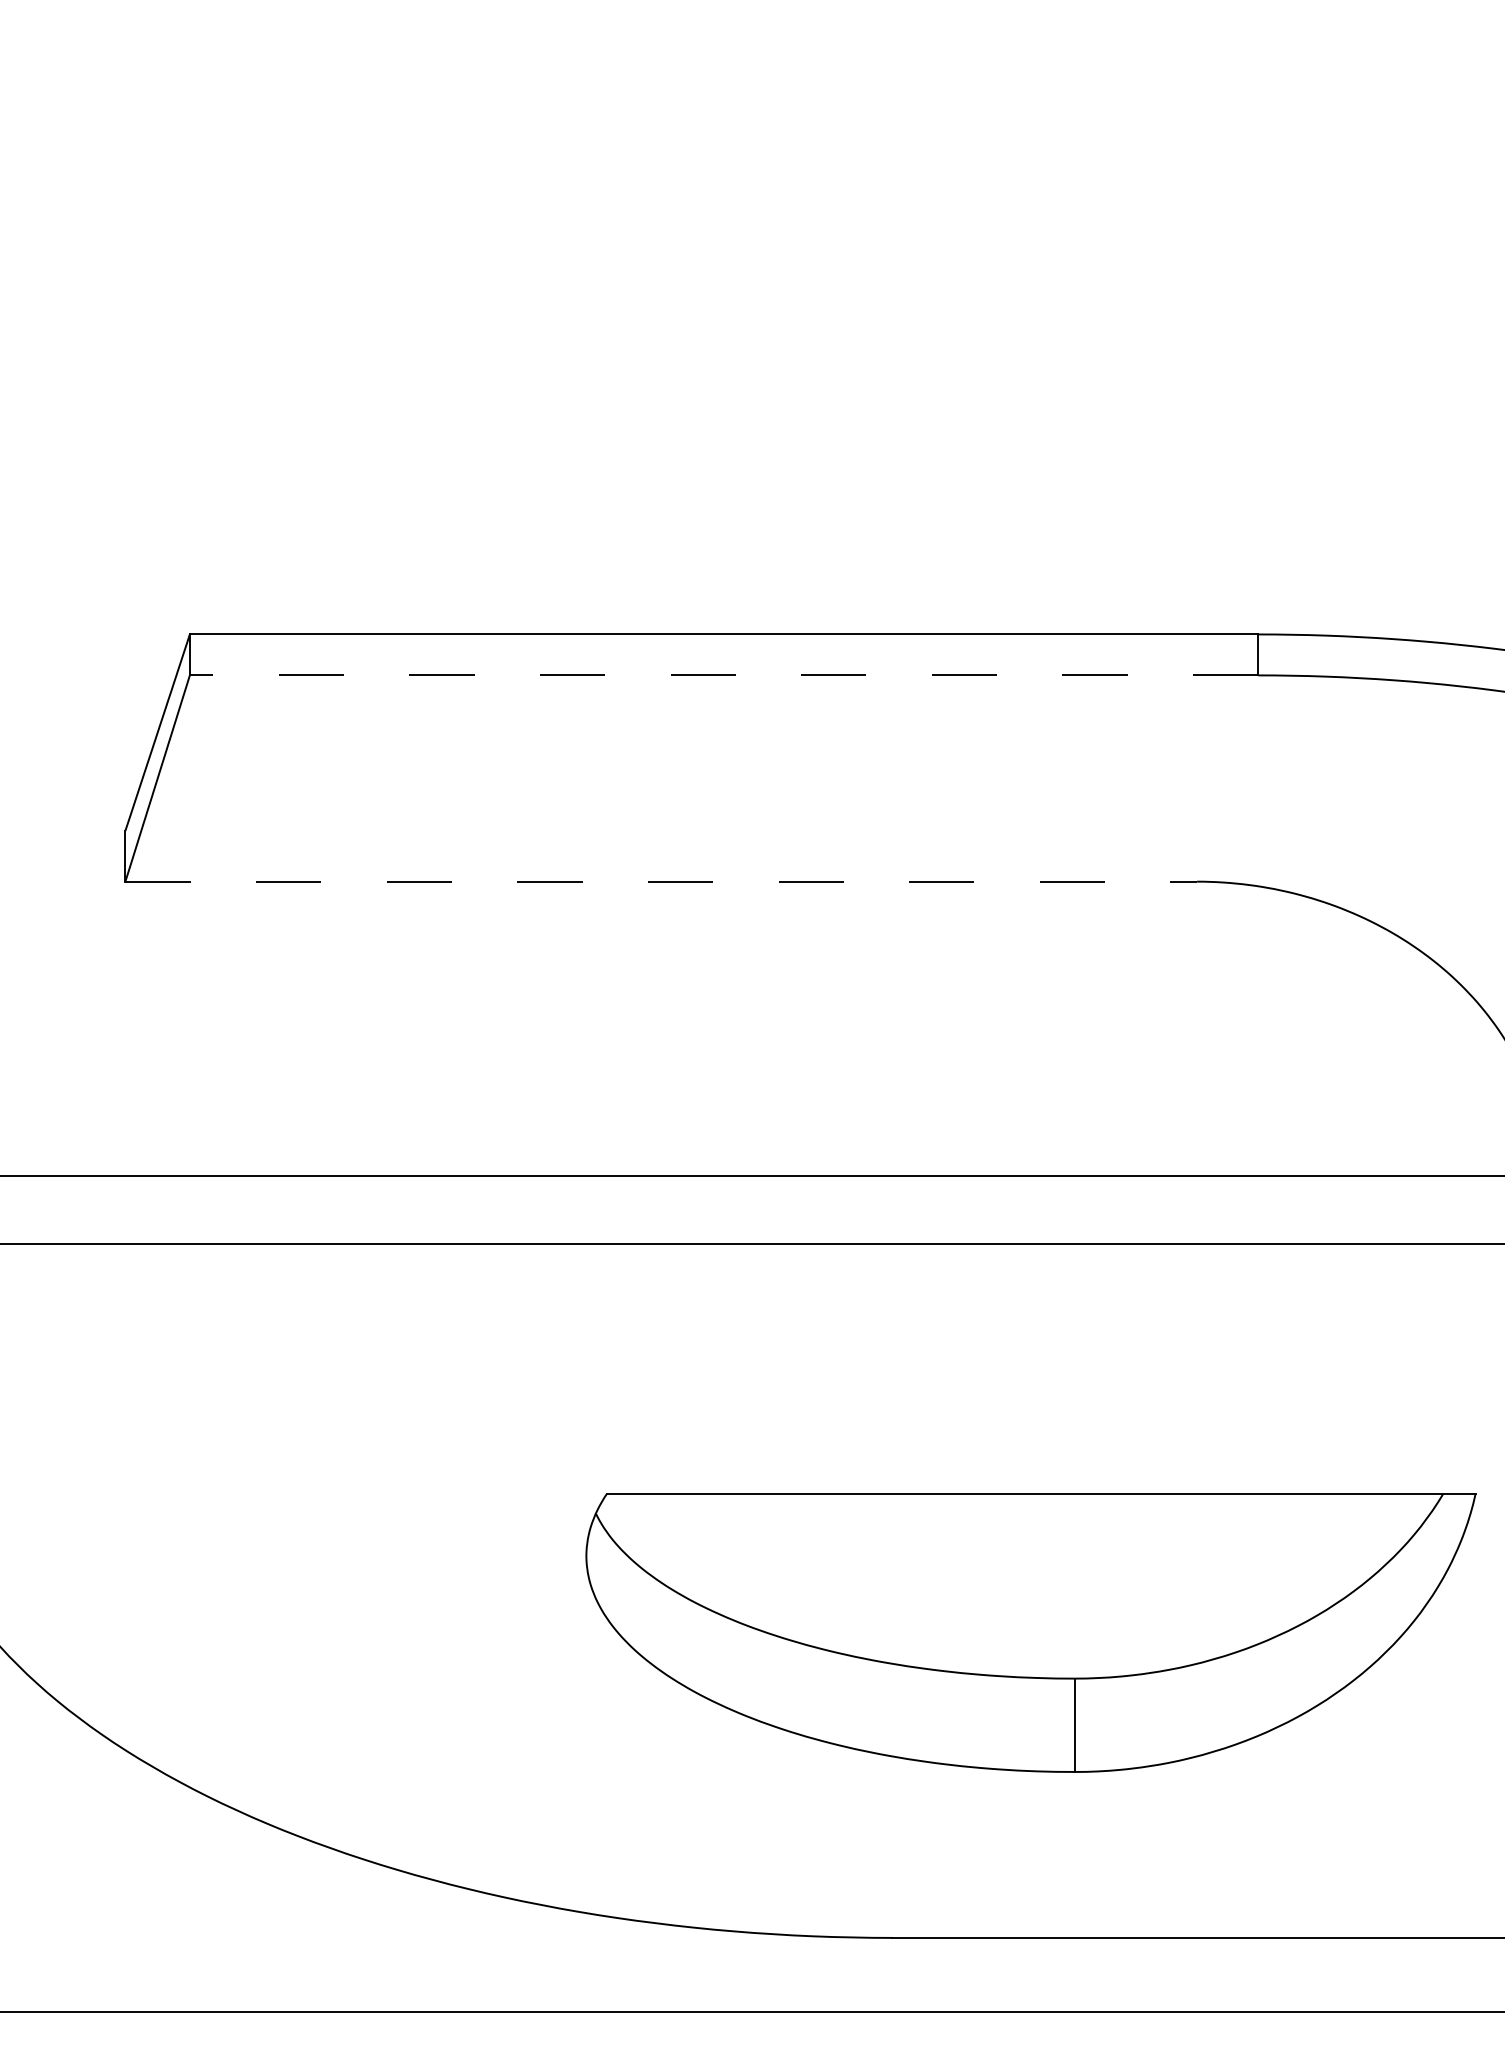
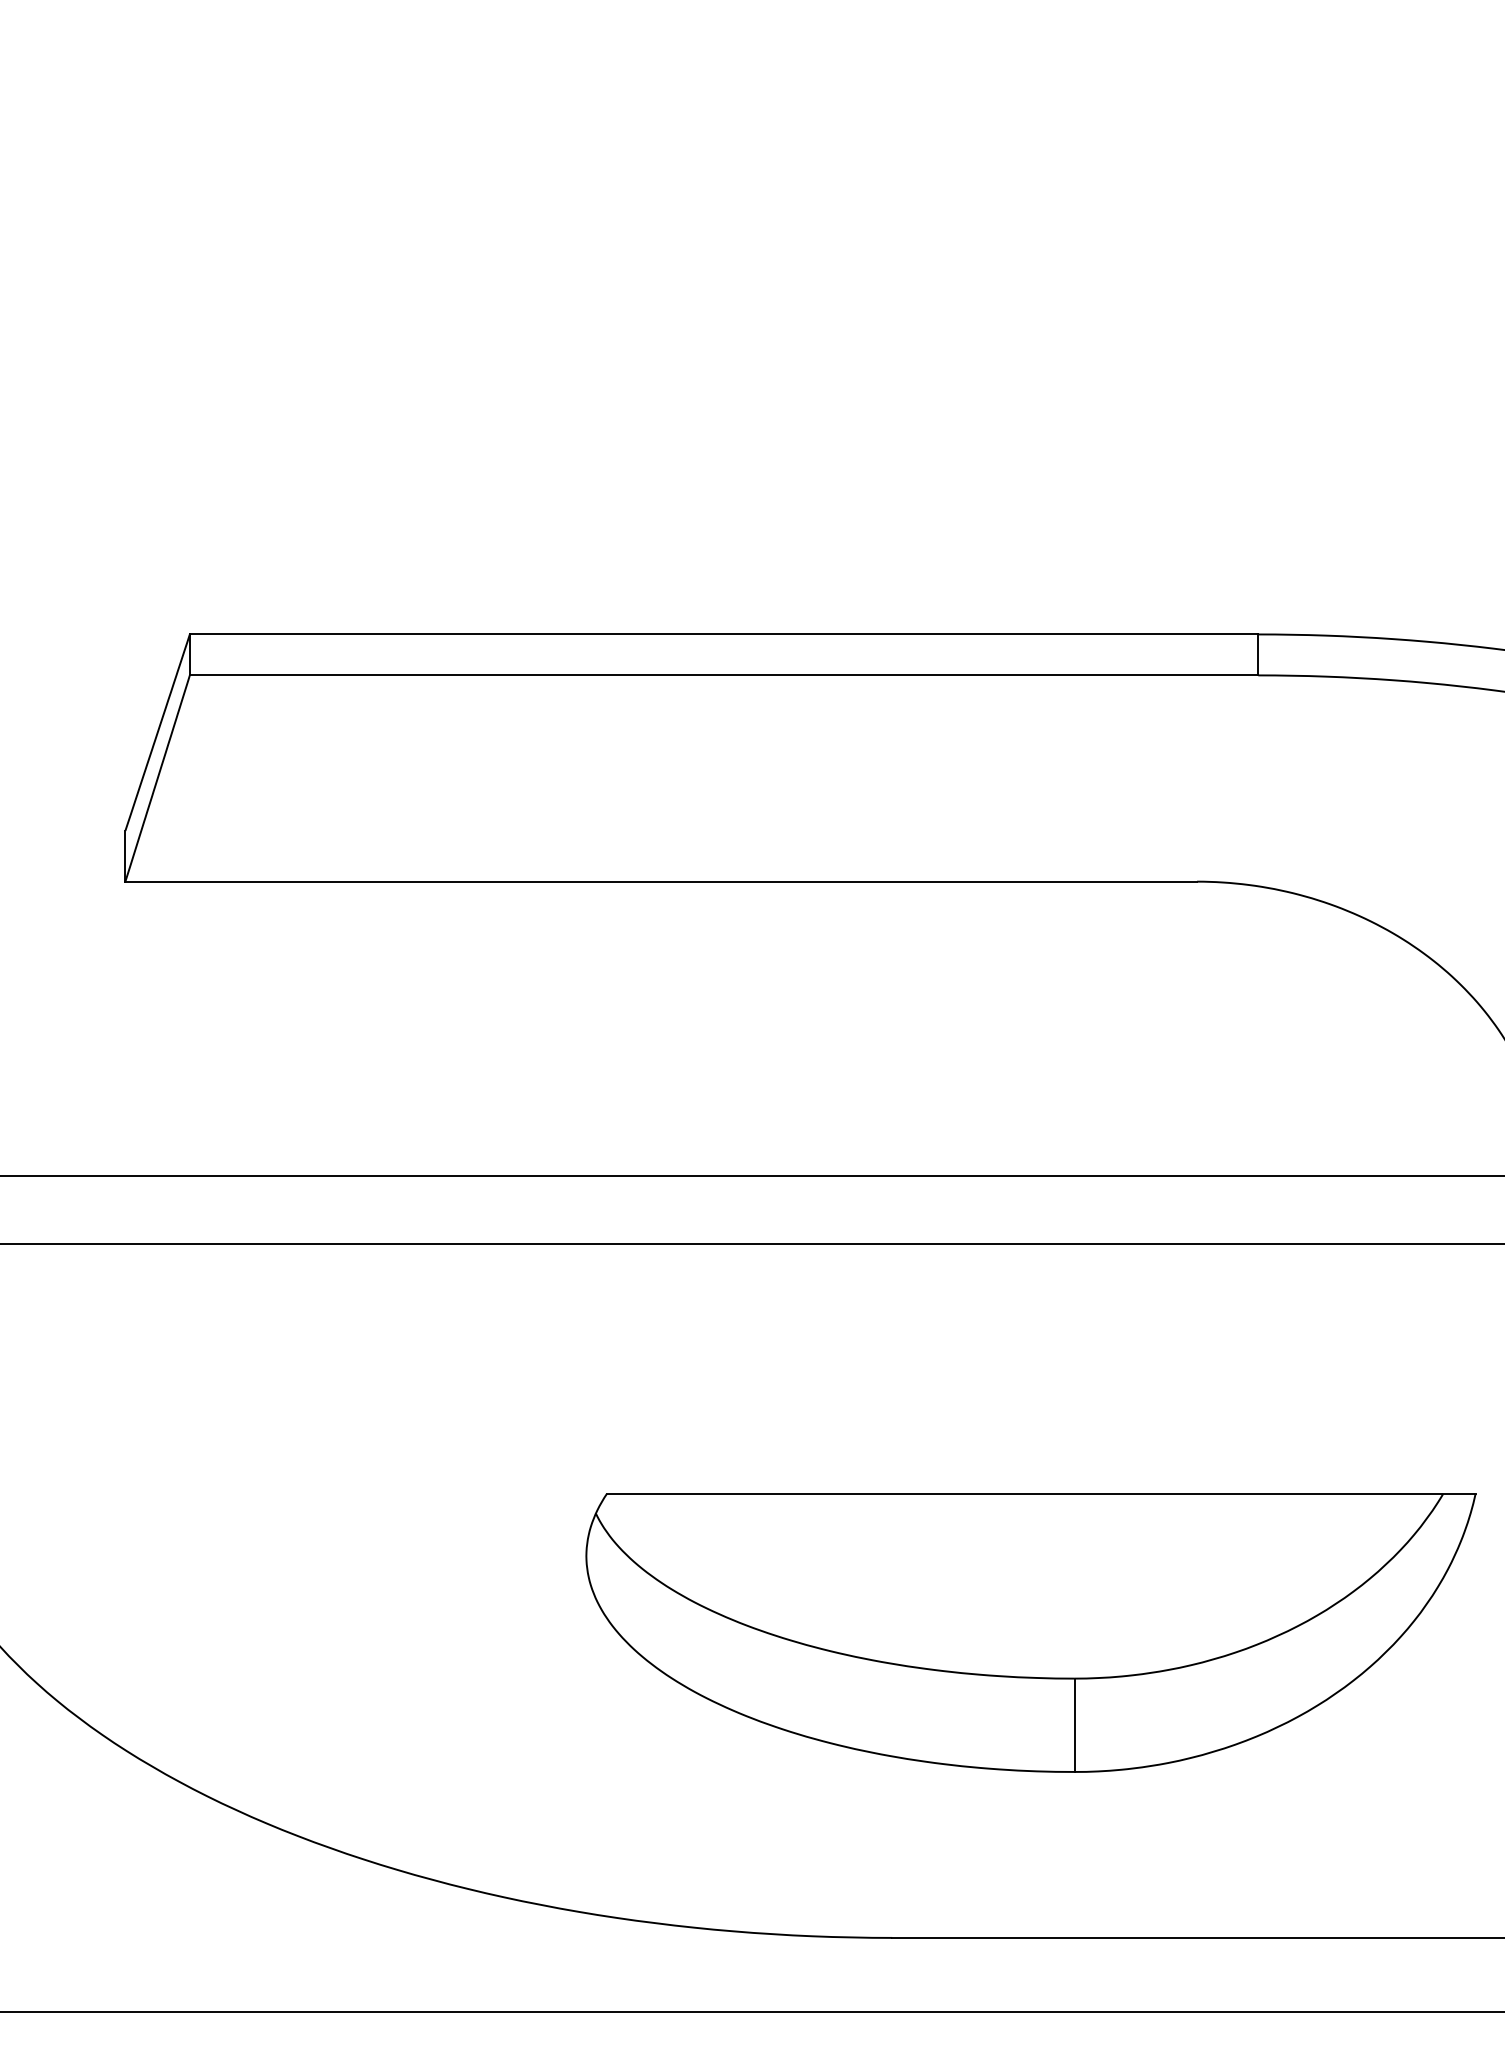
line: dashed -> solid (723, 675)
line: dashed -> solid (661, 881)
